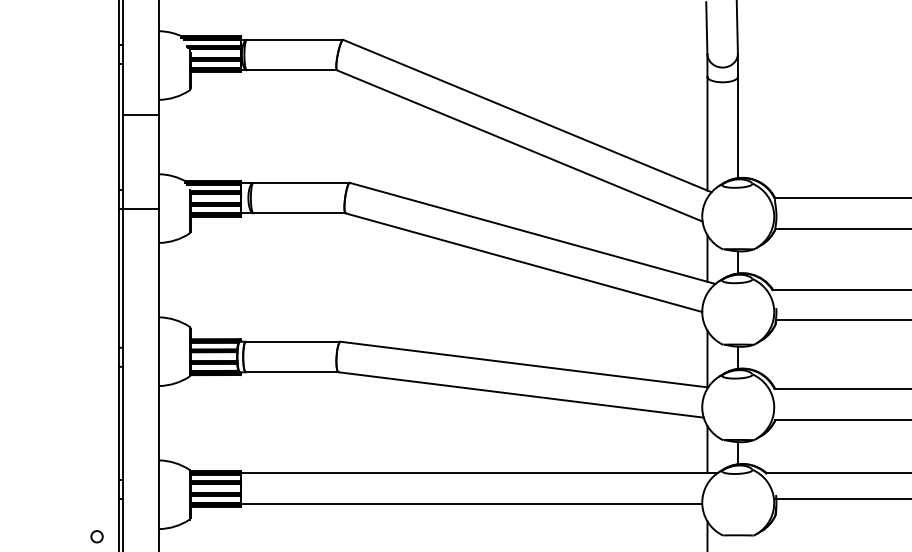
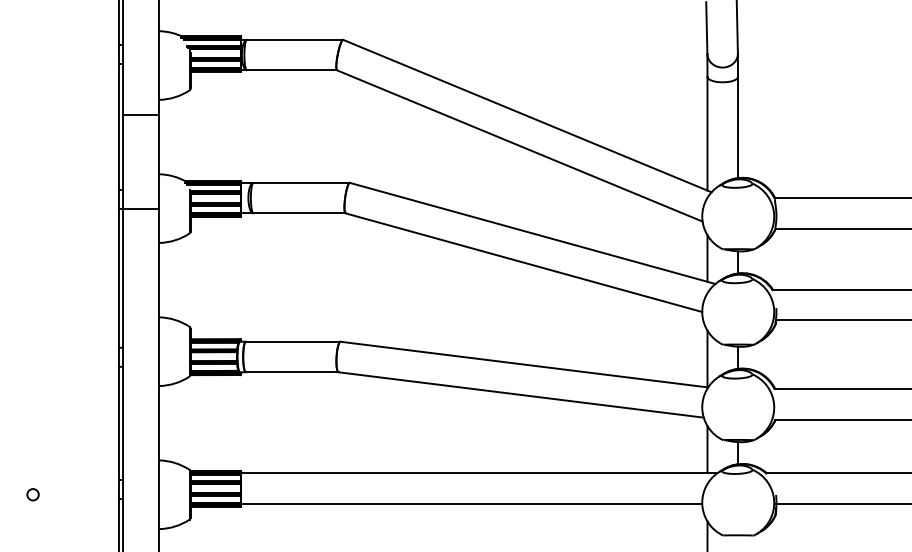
line position: (842, 498) -> (842, 503) (842, 503)
circle position: (96, 536) -> (32, 494) (32, 494)
